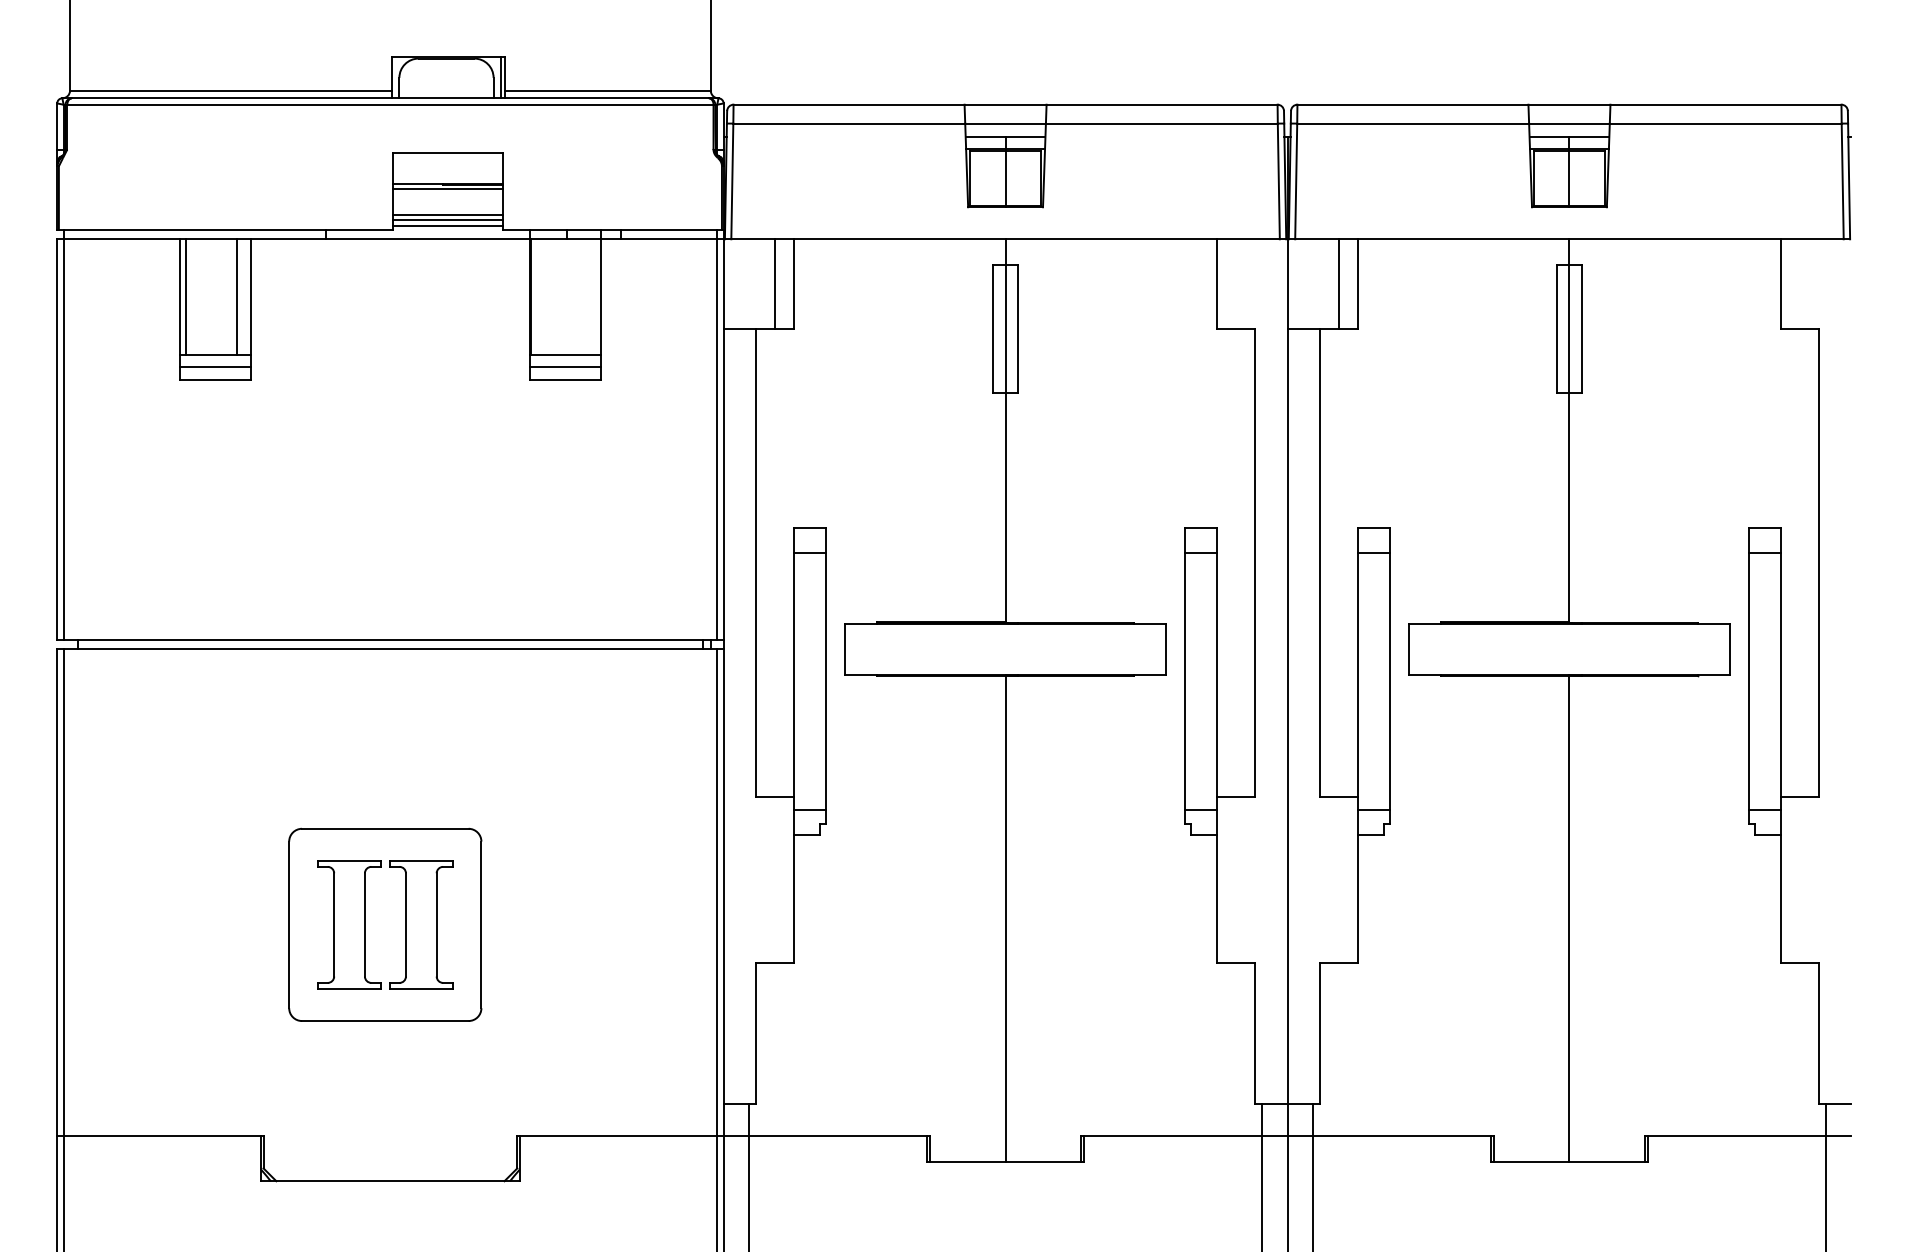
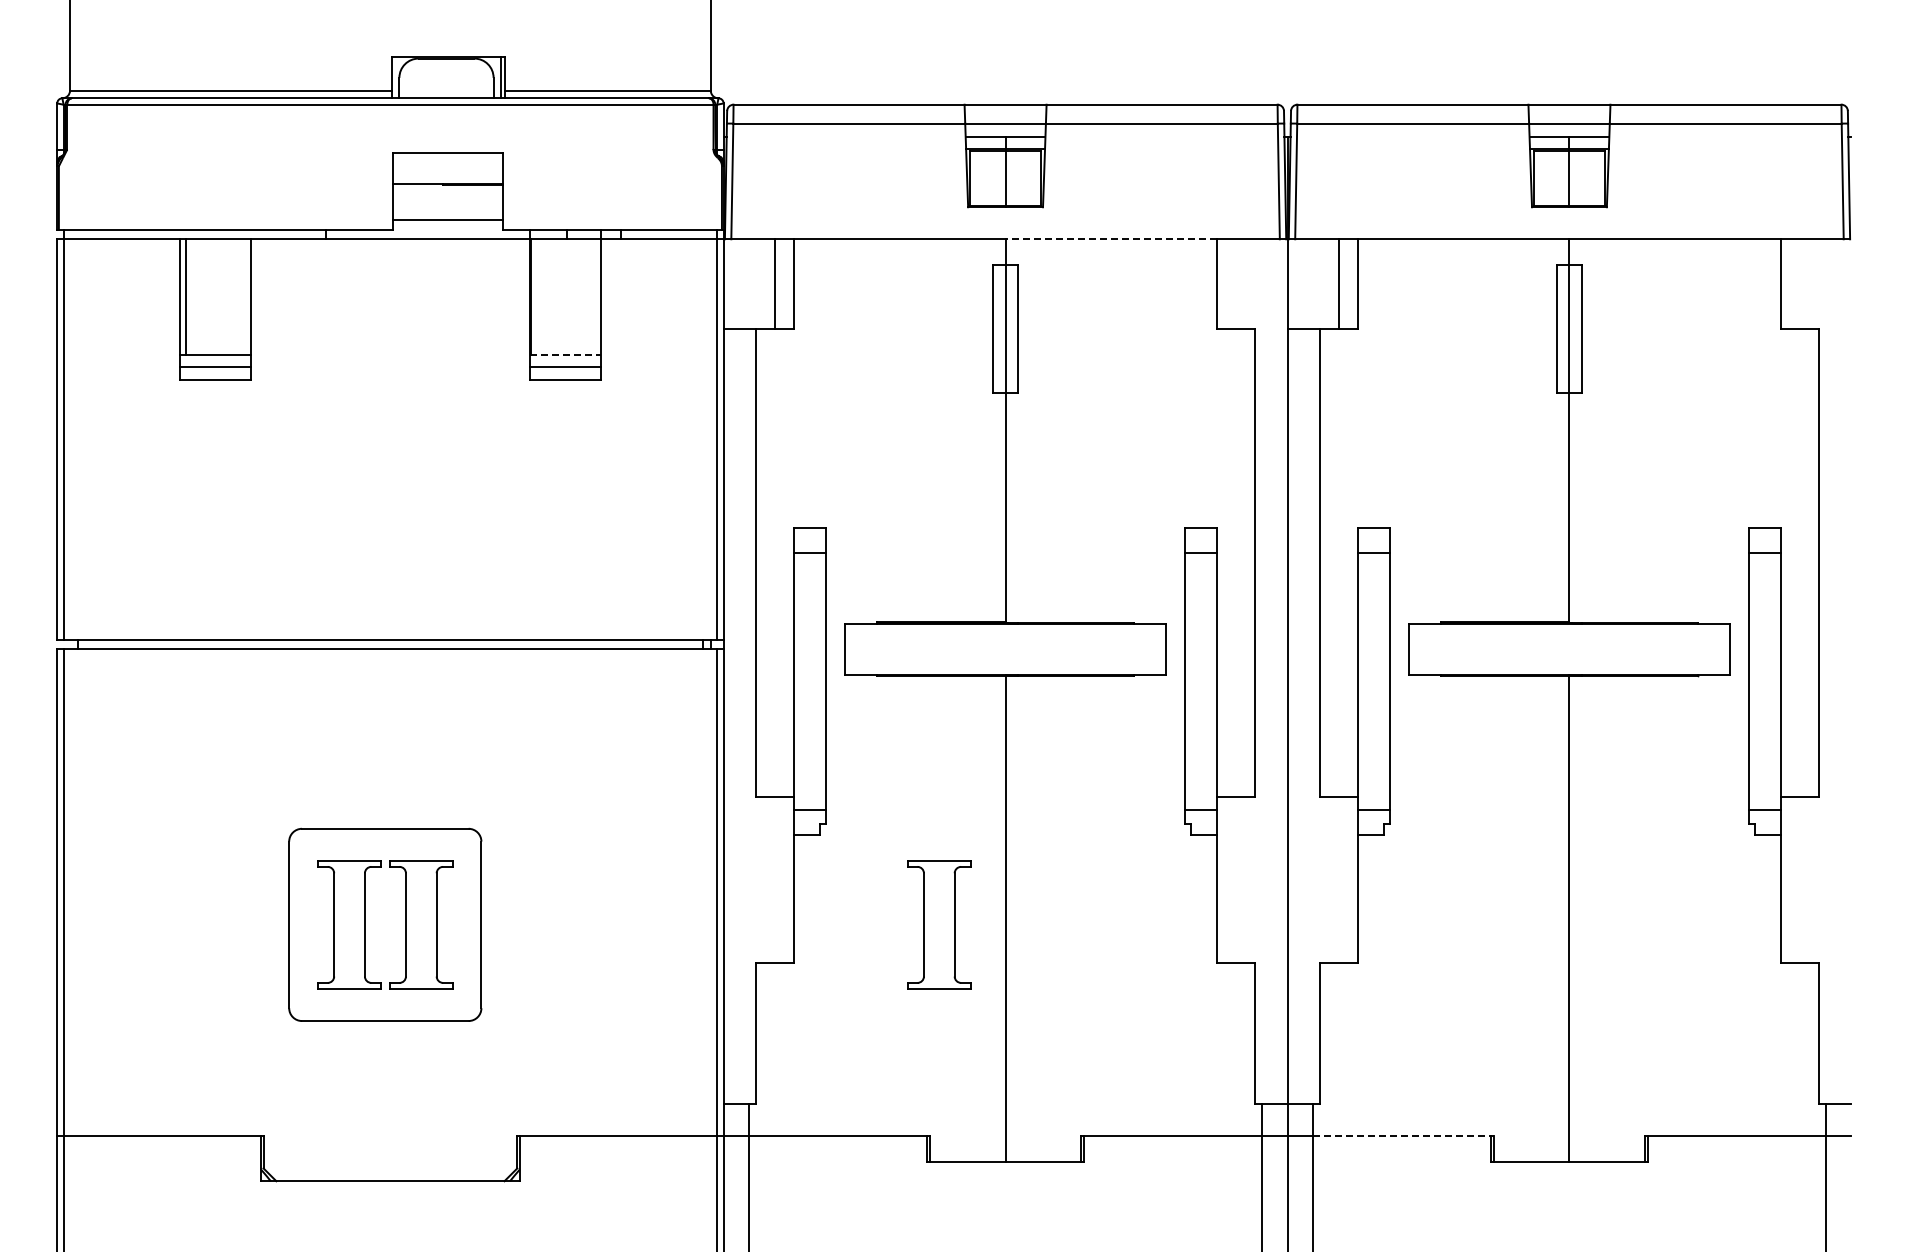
line: present -> none (447, 189)
line: present -> none (447, 214)
line: present -> none (447, 226)
line: solid -> dashed (1111, 239)
line: present -> none (237, 296)
line: solid -> dashed (565, 354)
part: none -> present (939, 924)
line: solid -> dashed (1404, 1136)
